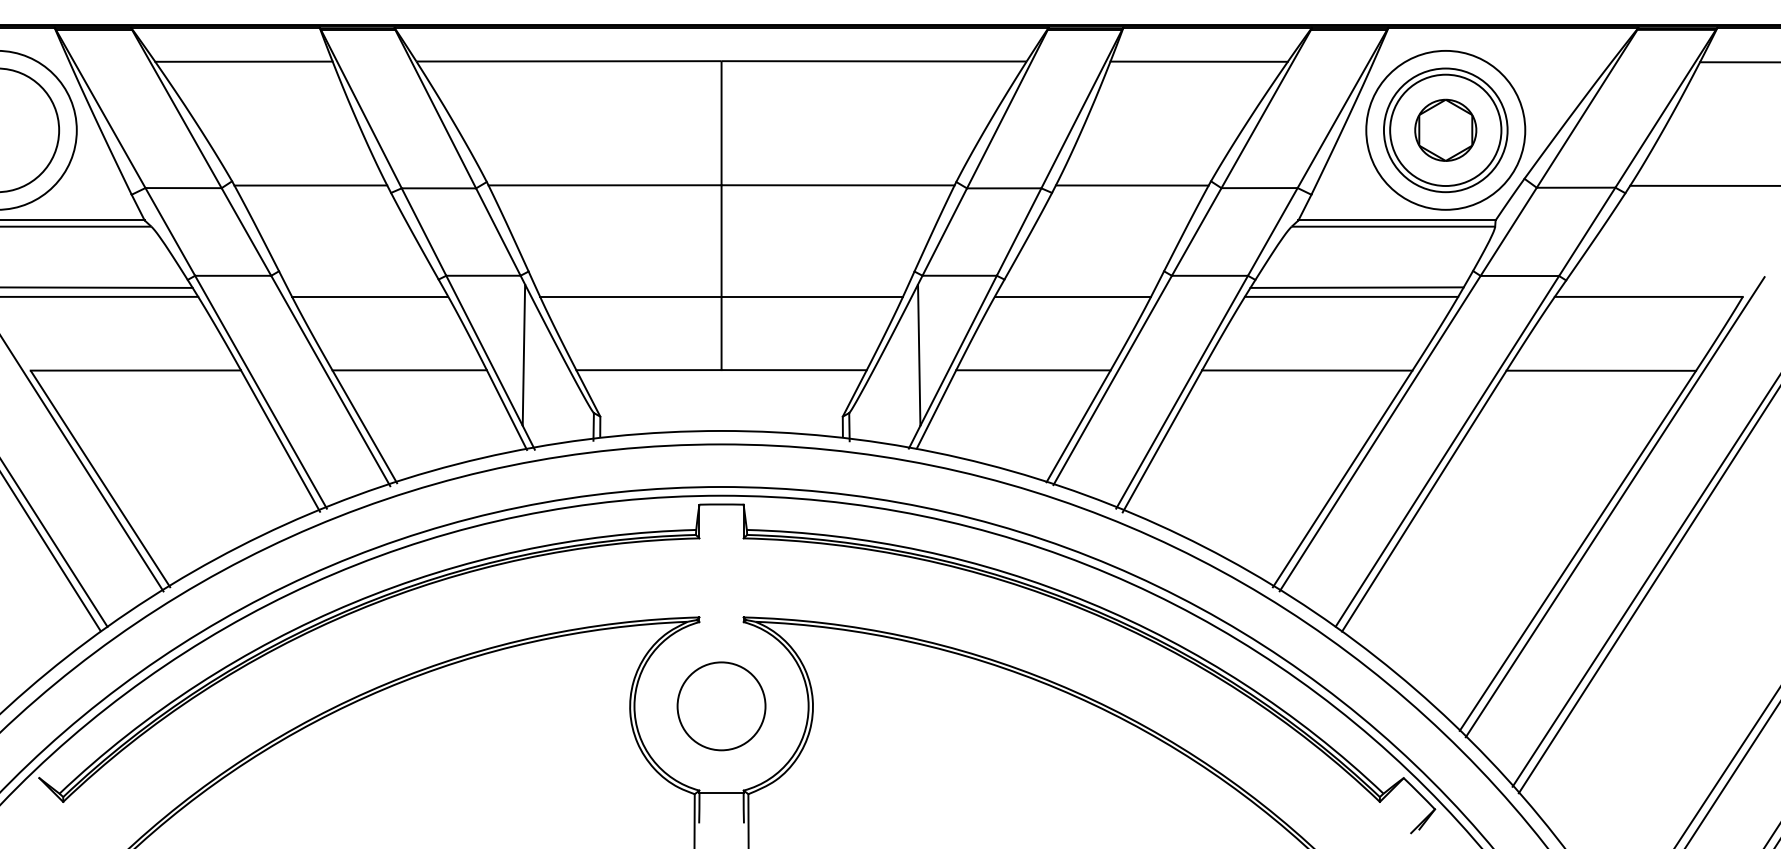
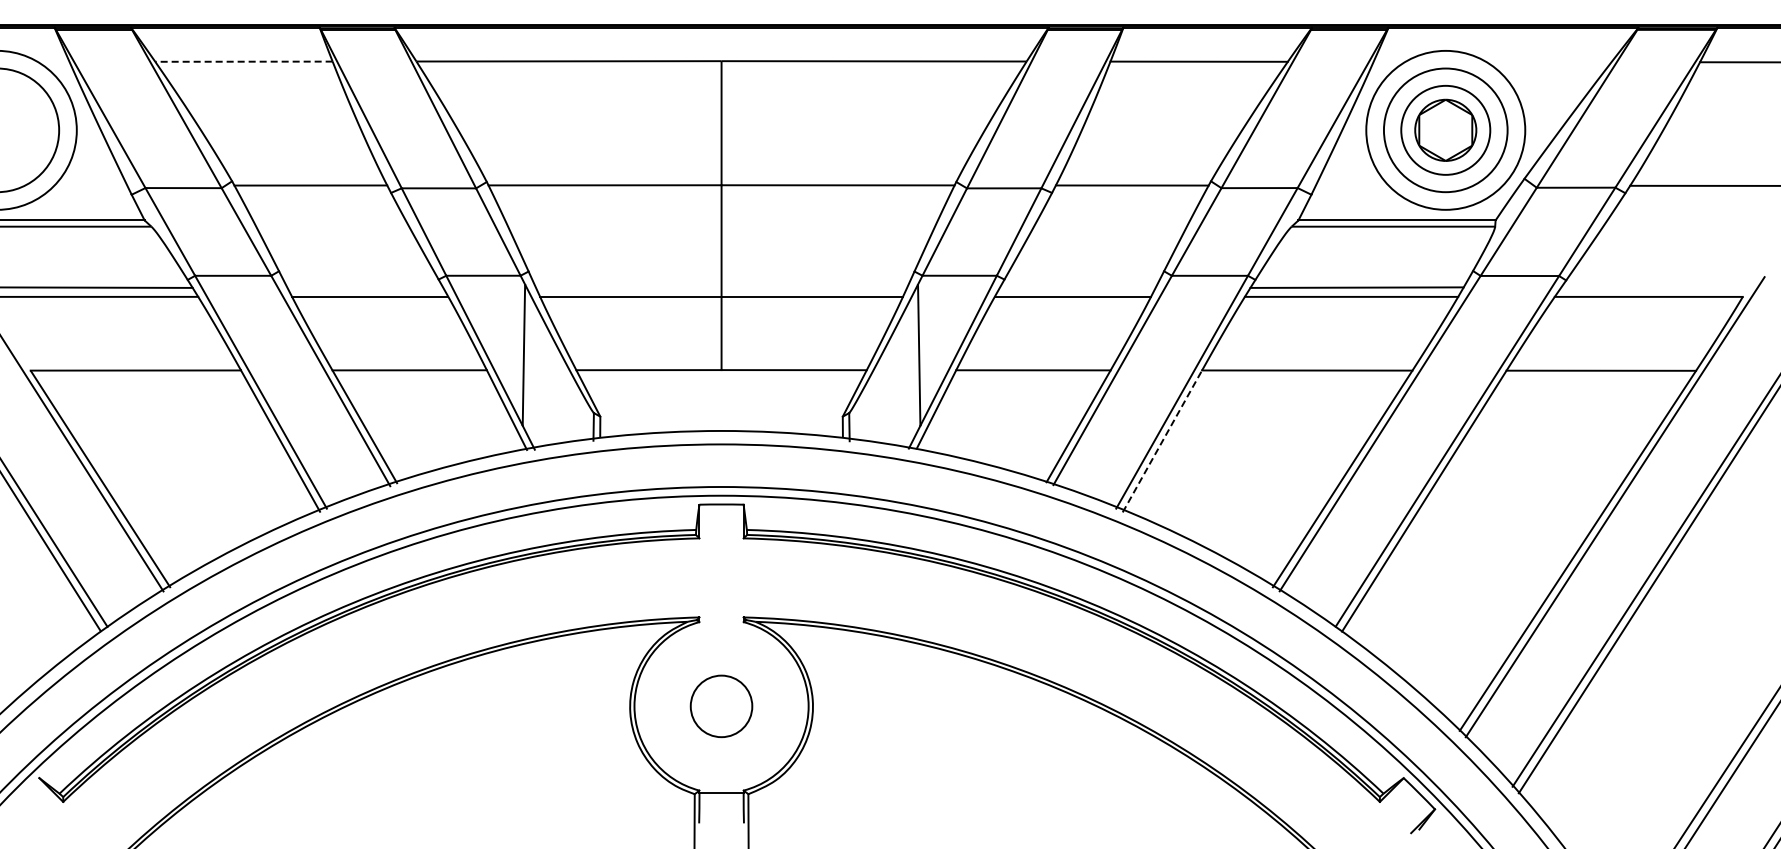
line: solid -> dashed (243, 61)
circle diameter: 111 px -> 89 px (1445, 129)
line: solid -> dashed (1162, 441)
circle size: 91x91 px -> 65x65 px (721, 706)
